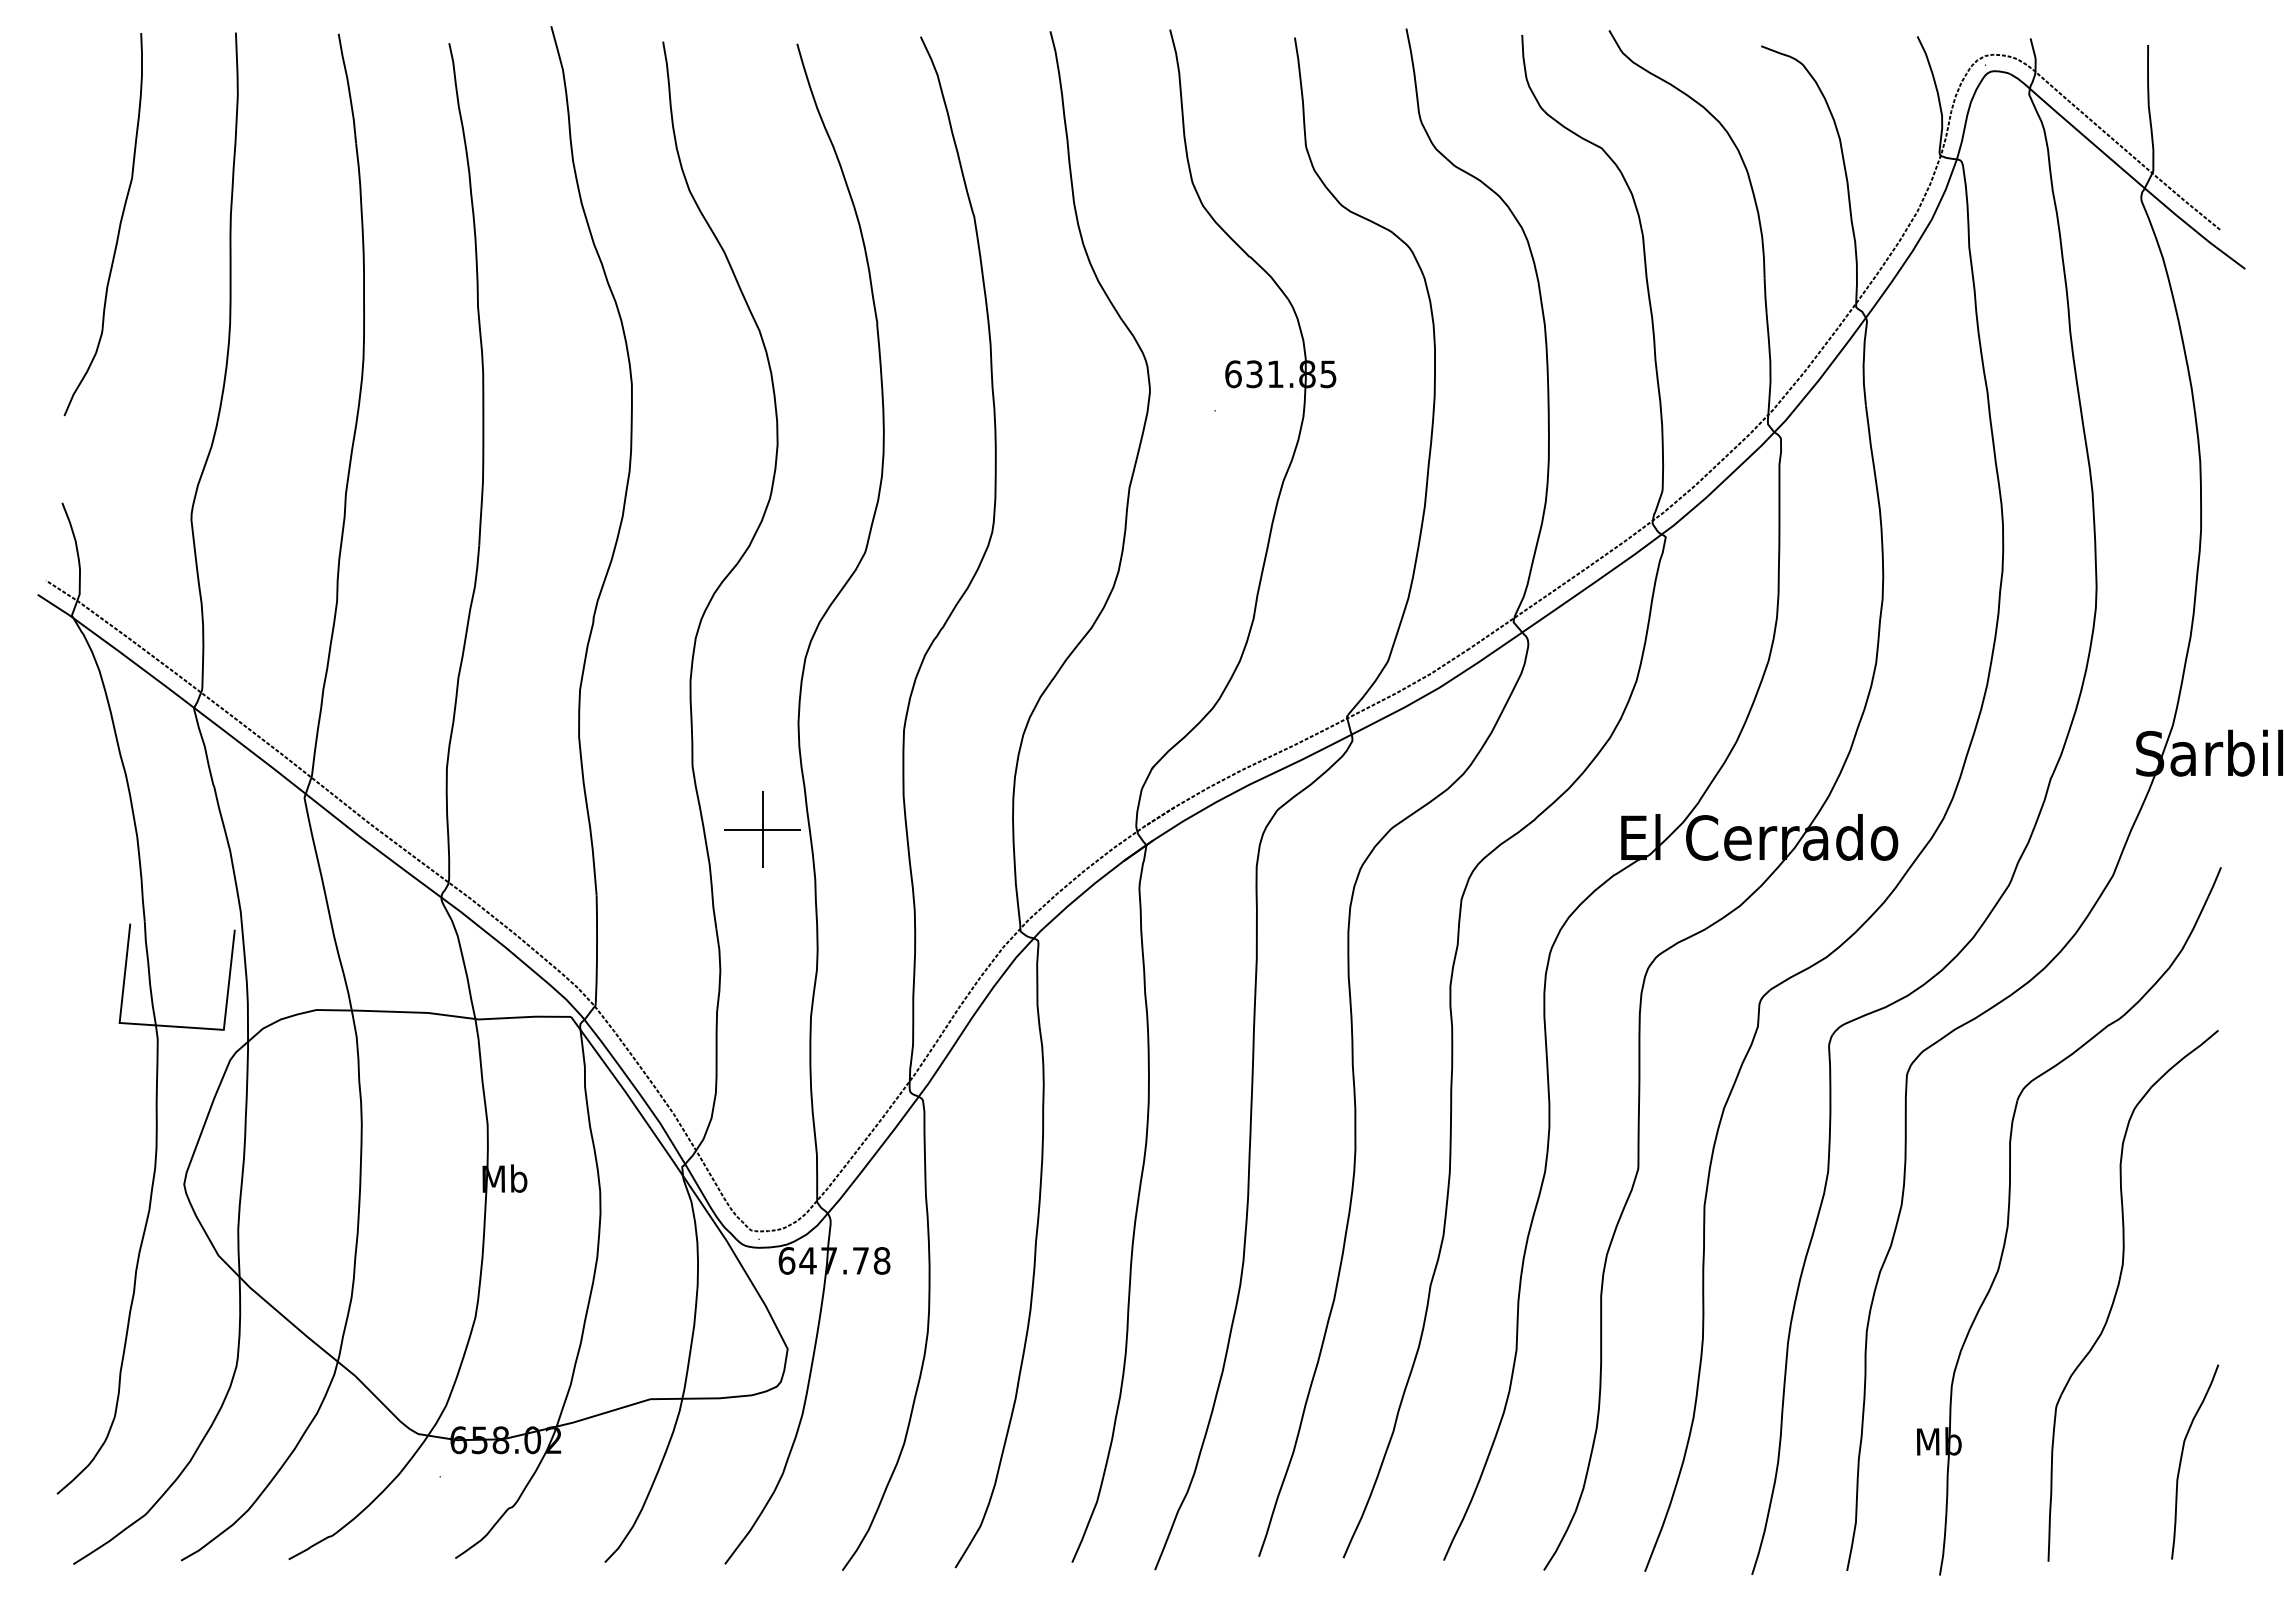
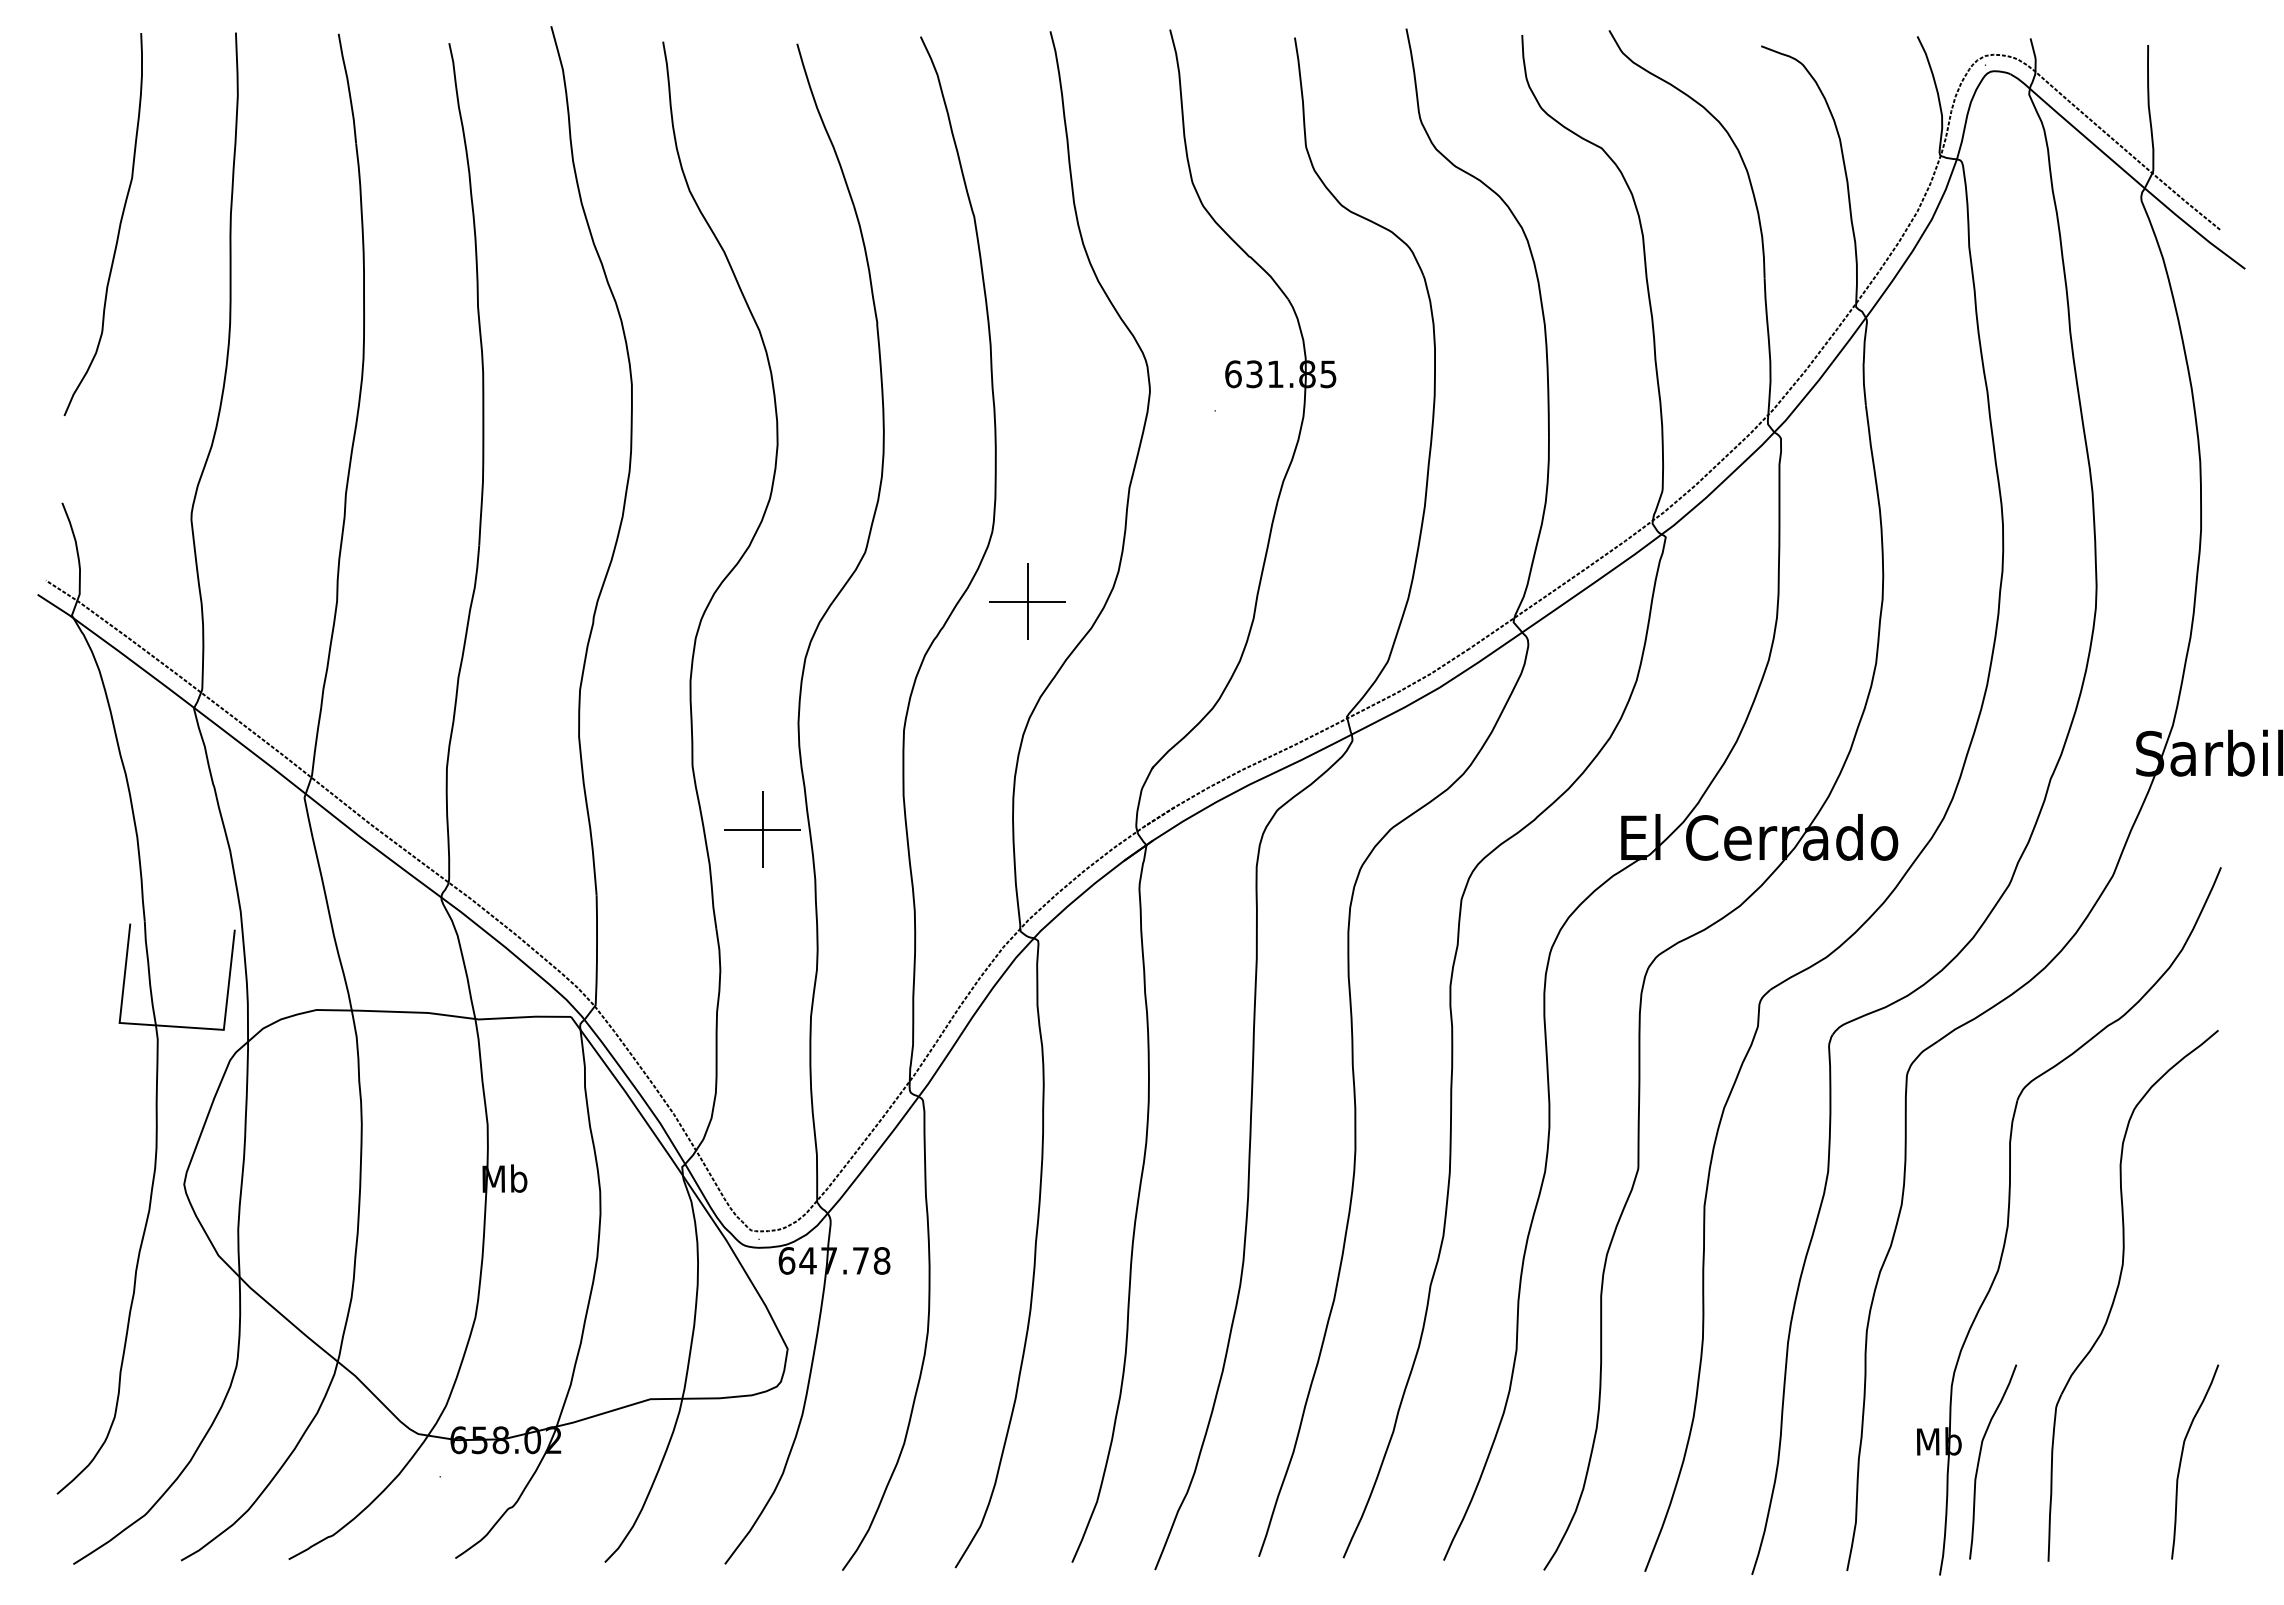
part: none -> present (1027, 601)
curve: none -> present (1980, 1457)
